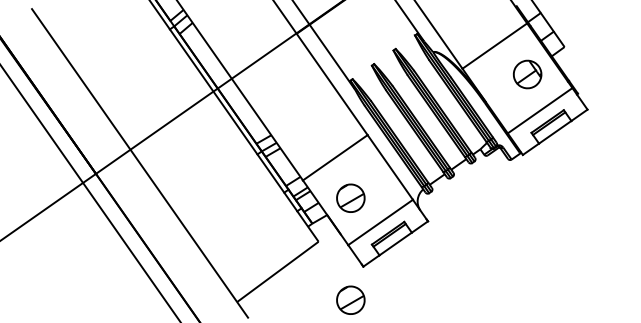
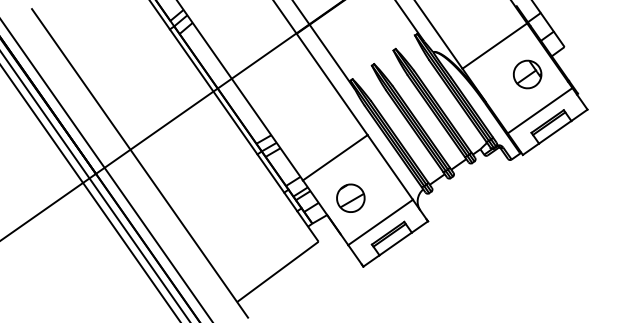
line: none -> present (106, 170)
line: none -> present (95, 186)
part: present -> none (350, 299)
